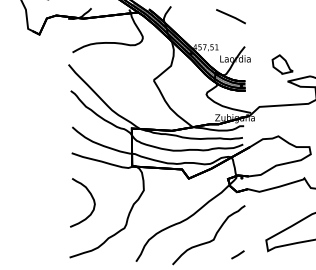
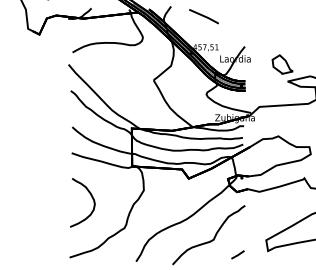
line position: (230, 16) -> (203, 16) (203, 16)
